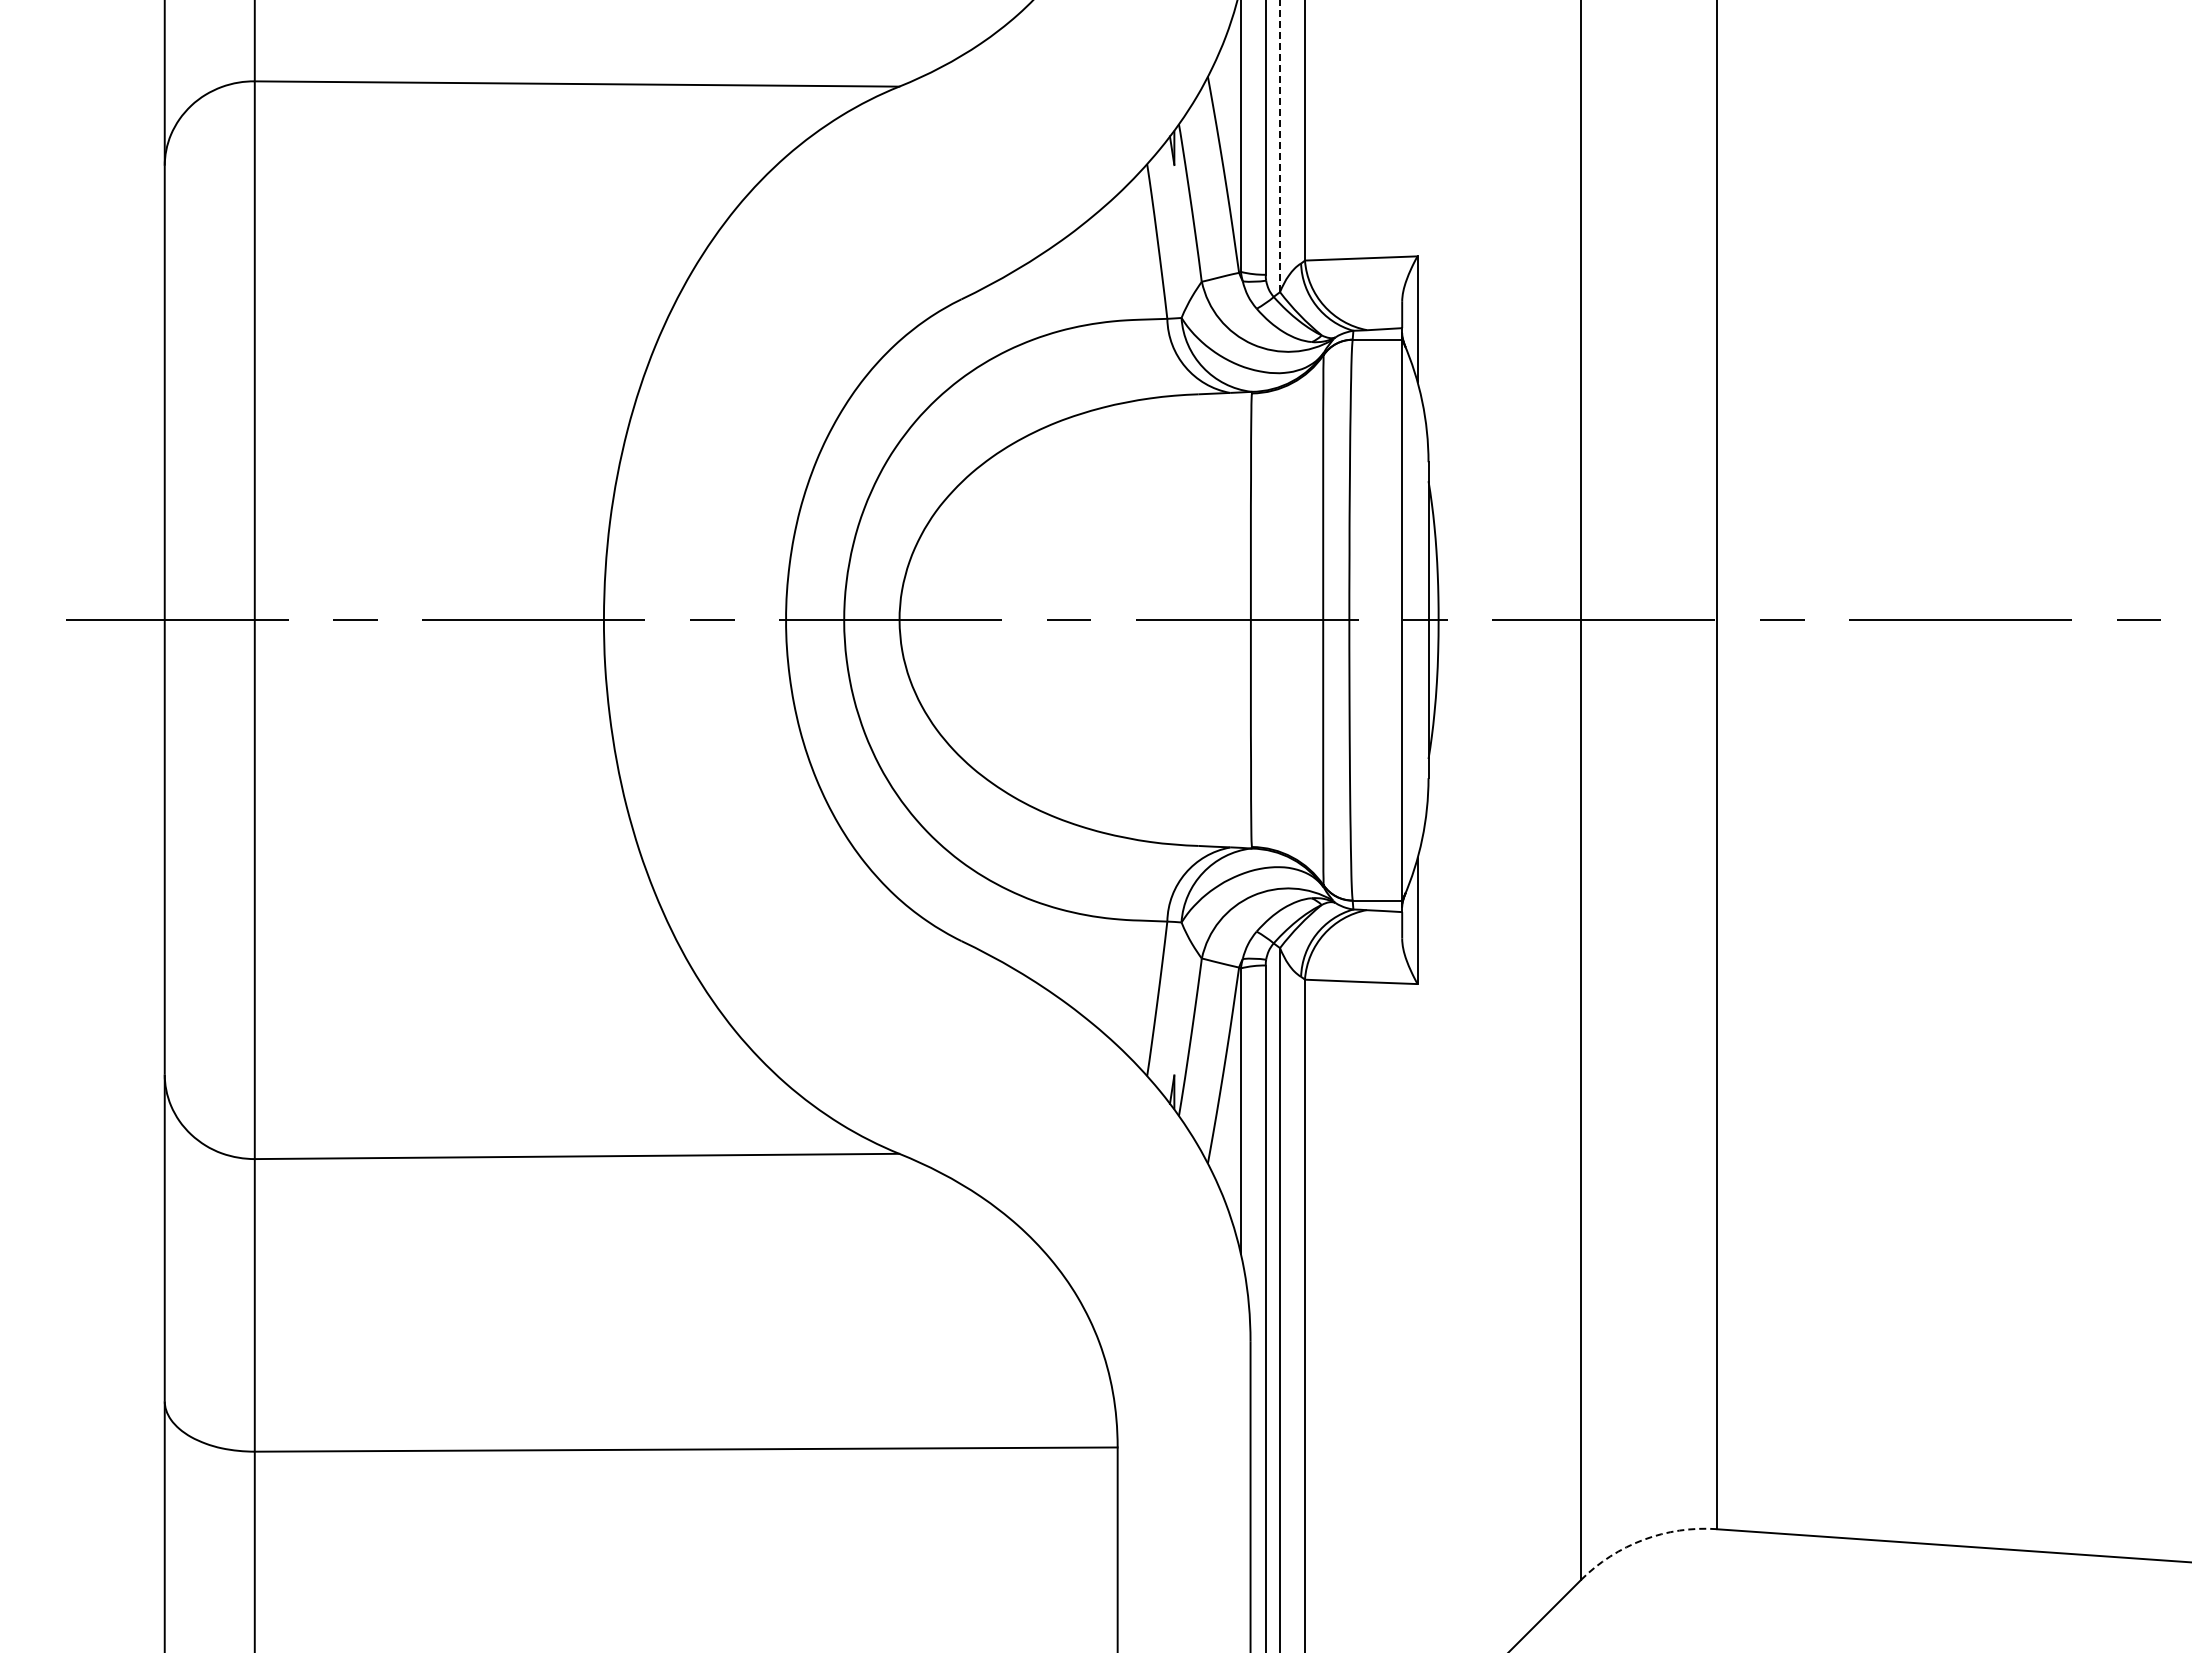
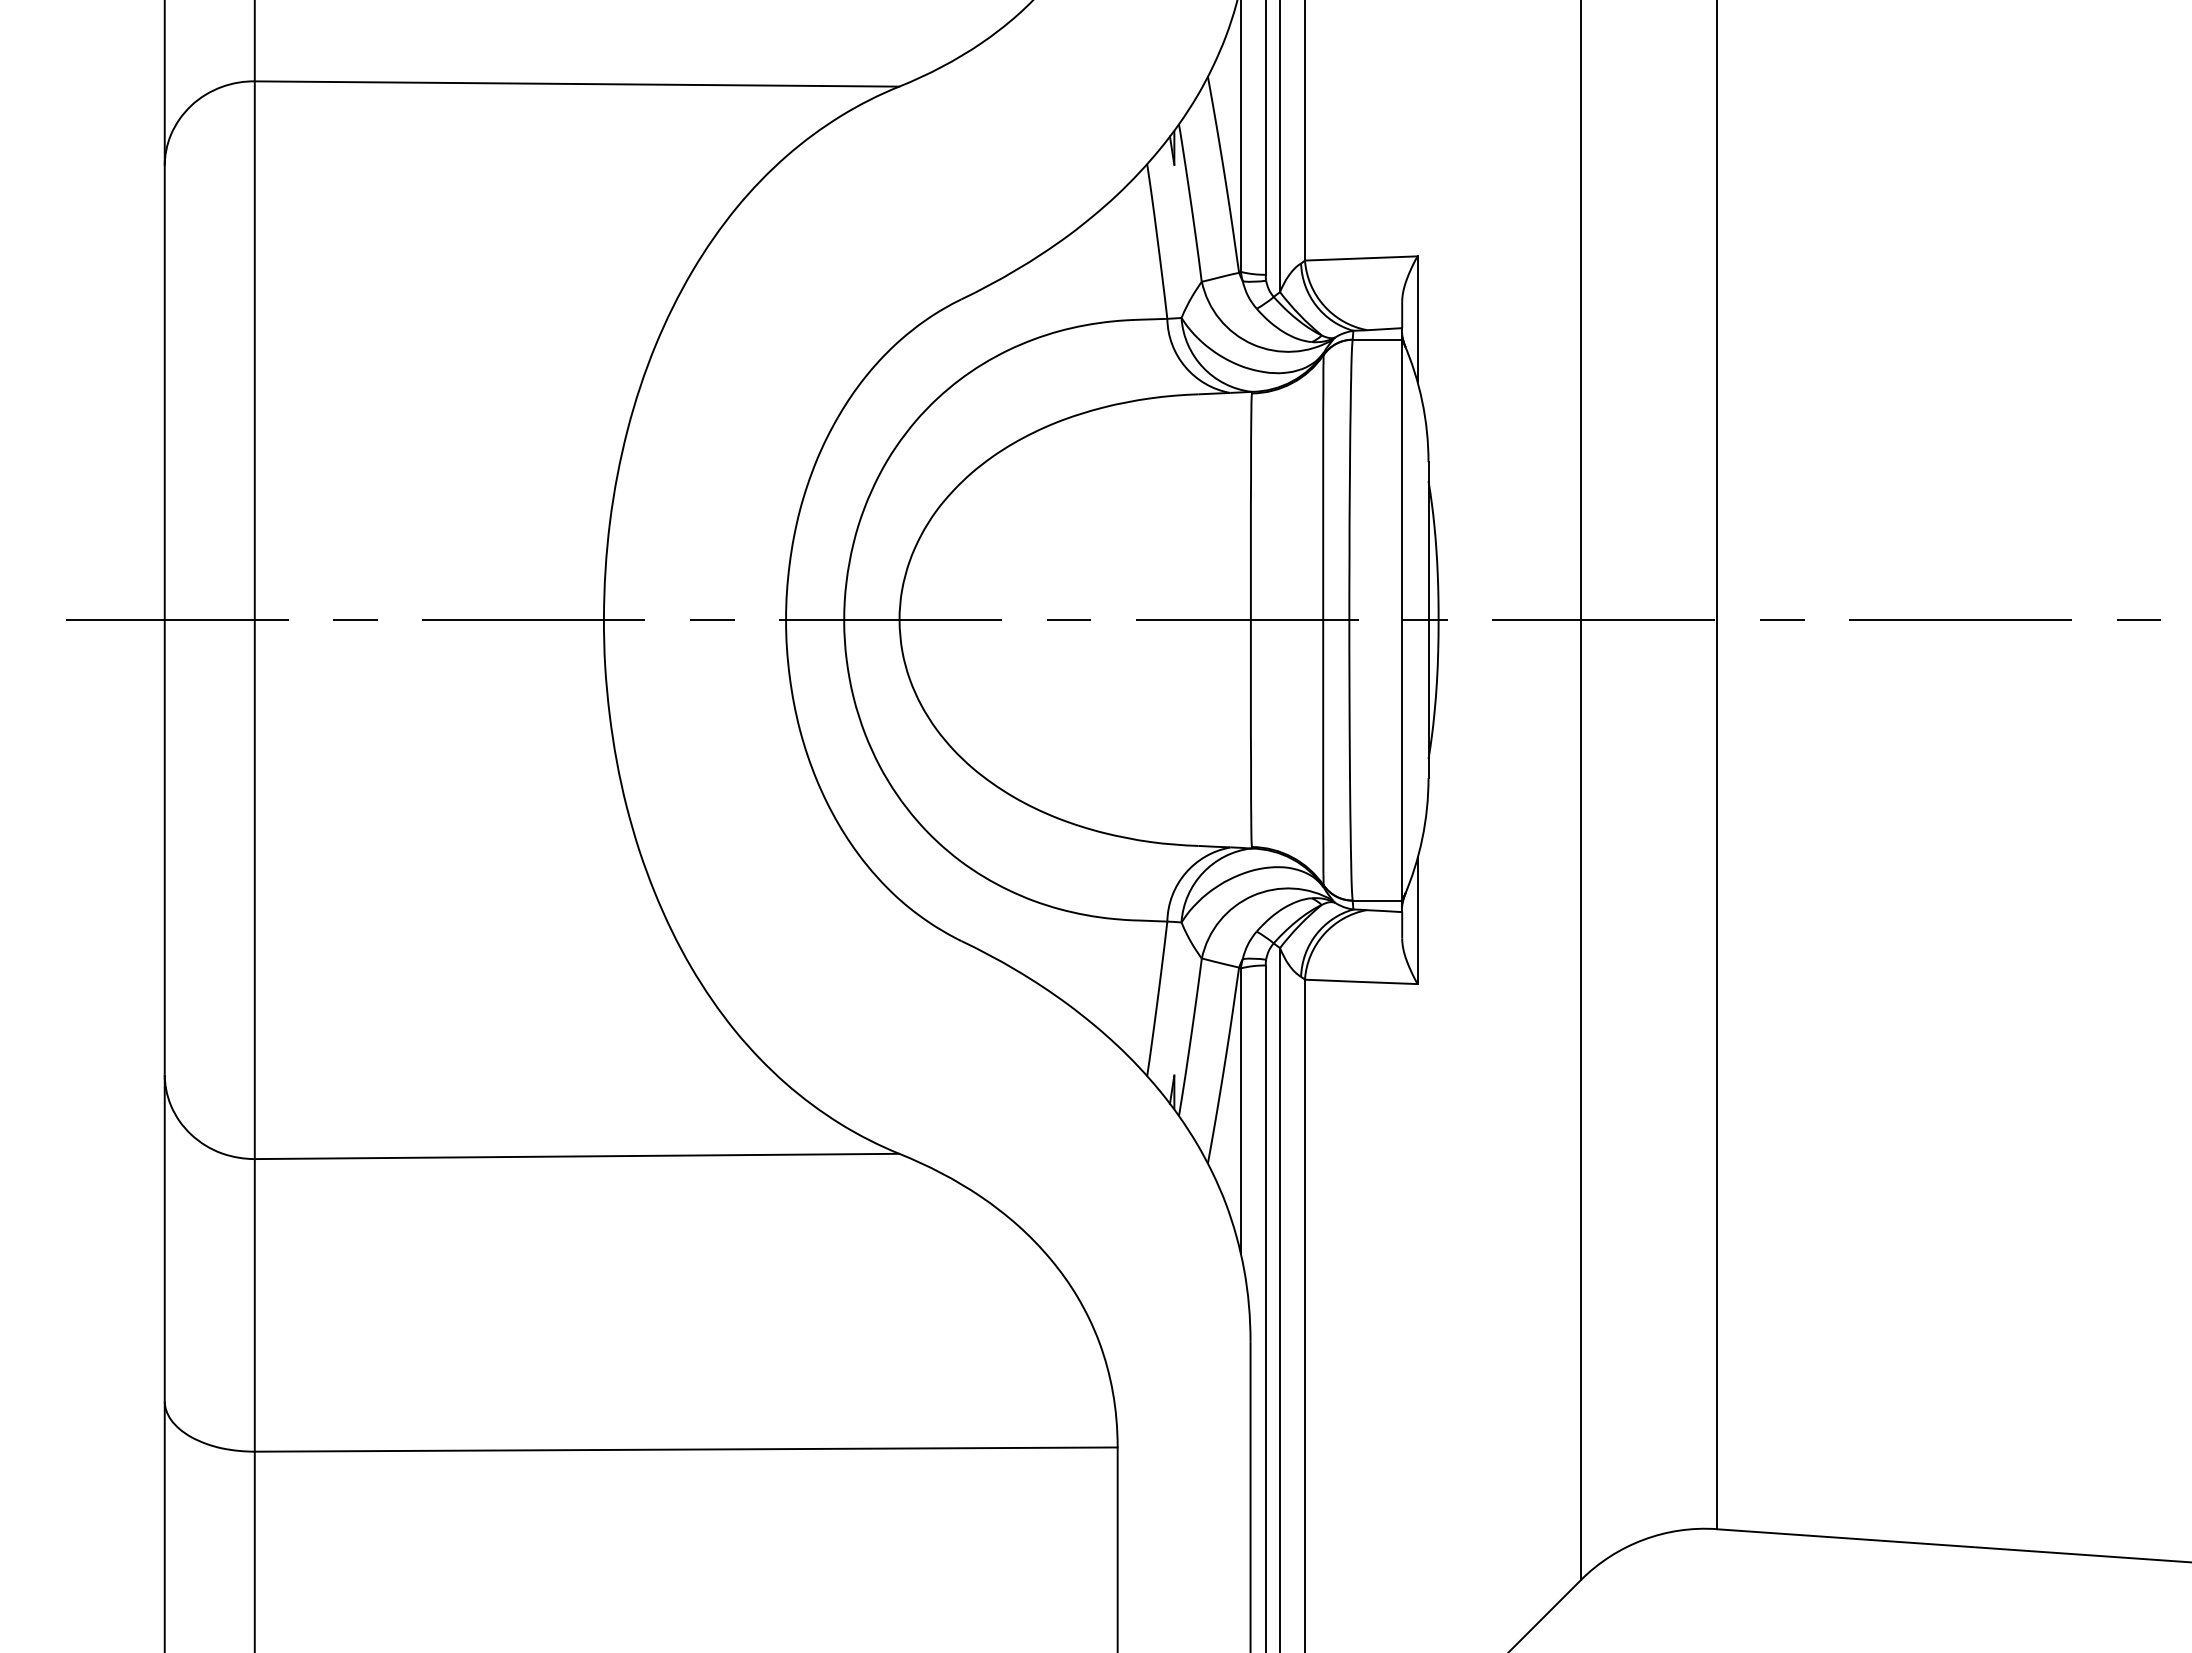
line: dashed -> solid (1280, 146)
arc: dashed -> solid (1643, 1539)
